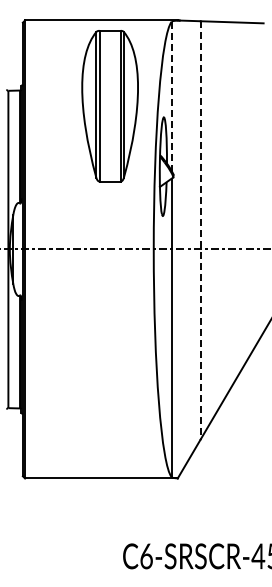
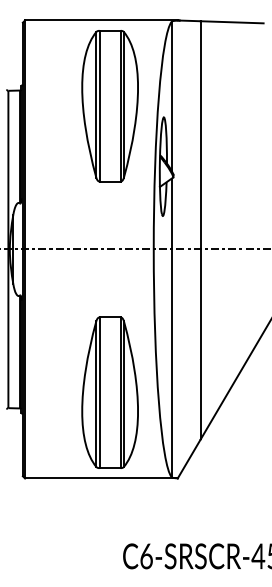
line: dashed -> solid (171, 96)
line: dashed -> solid (200, 230)
part: none -> present (109, 392)
